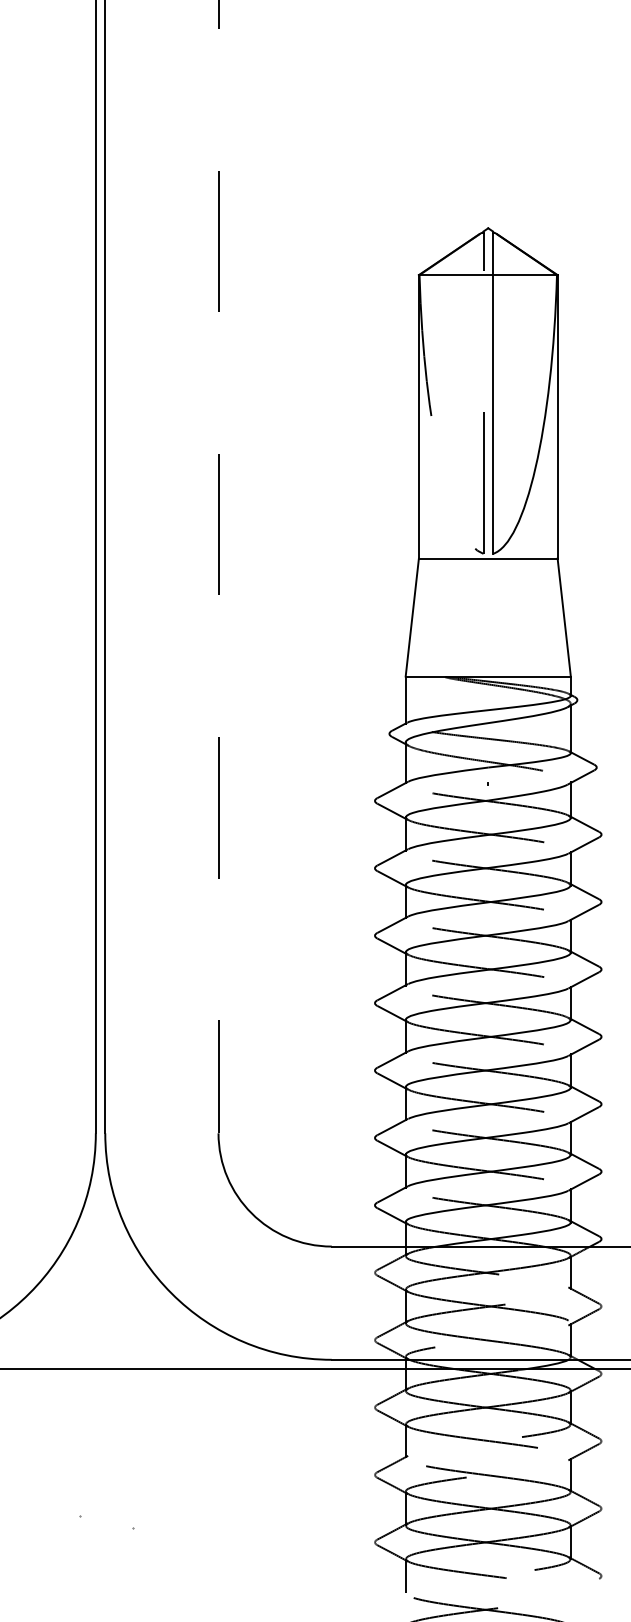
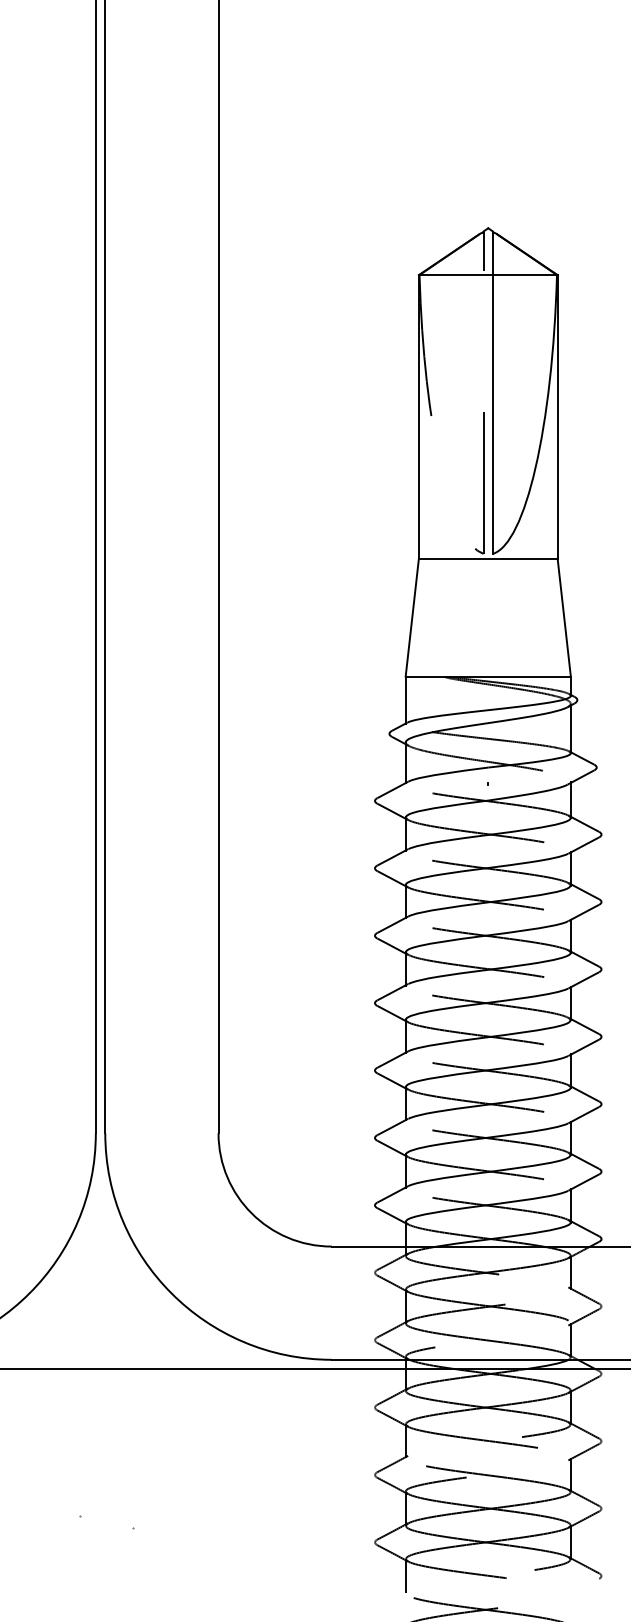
line: dashed -> solid (218, 567)
